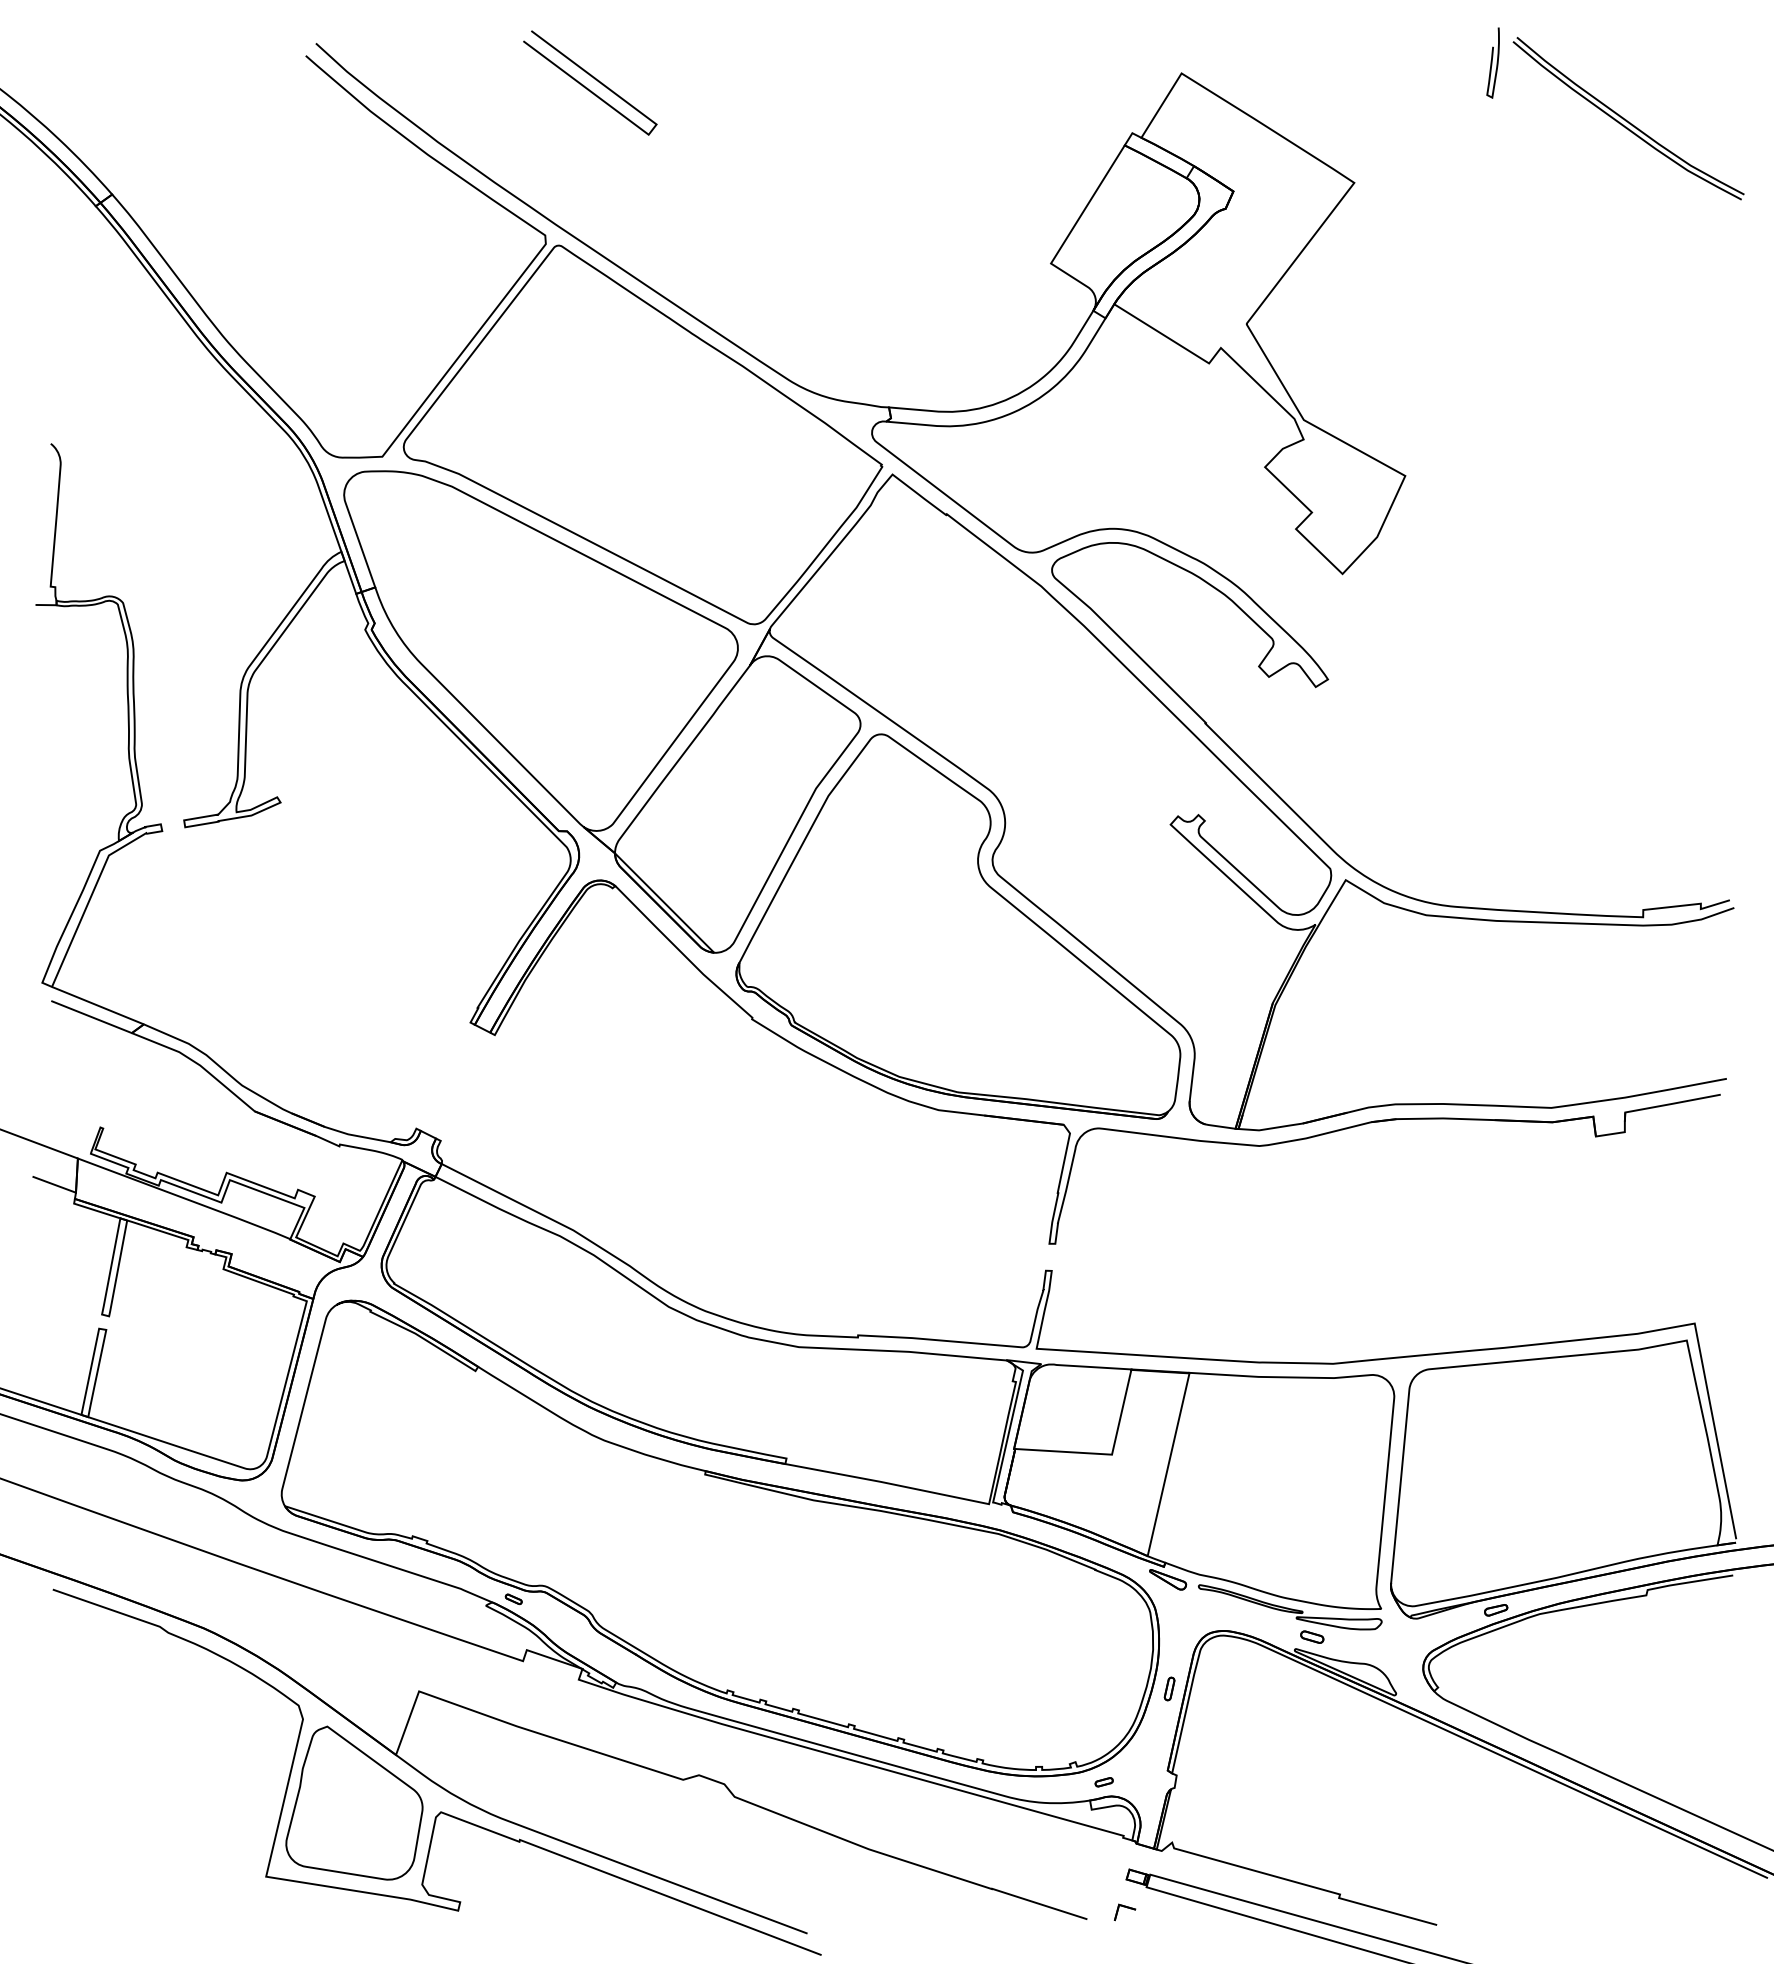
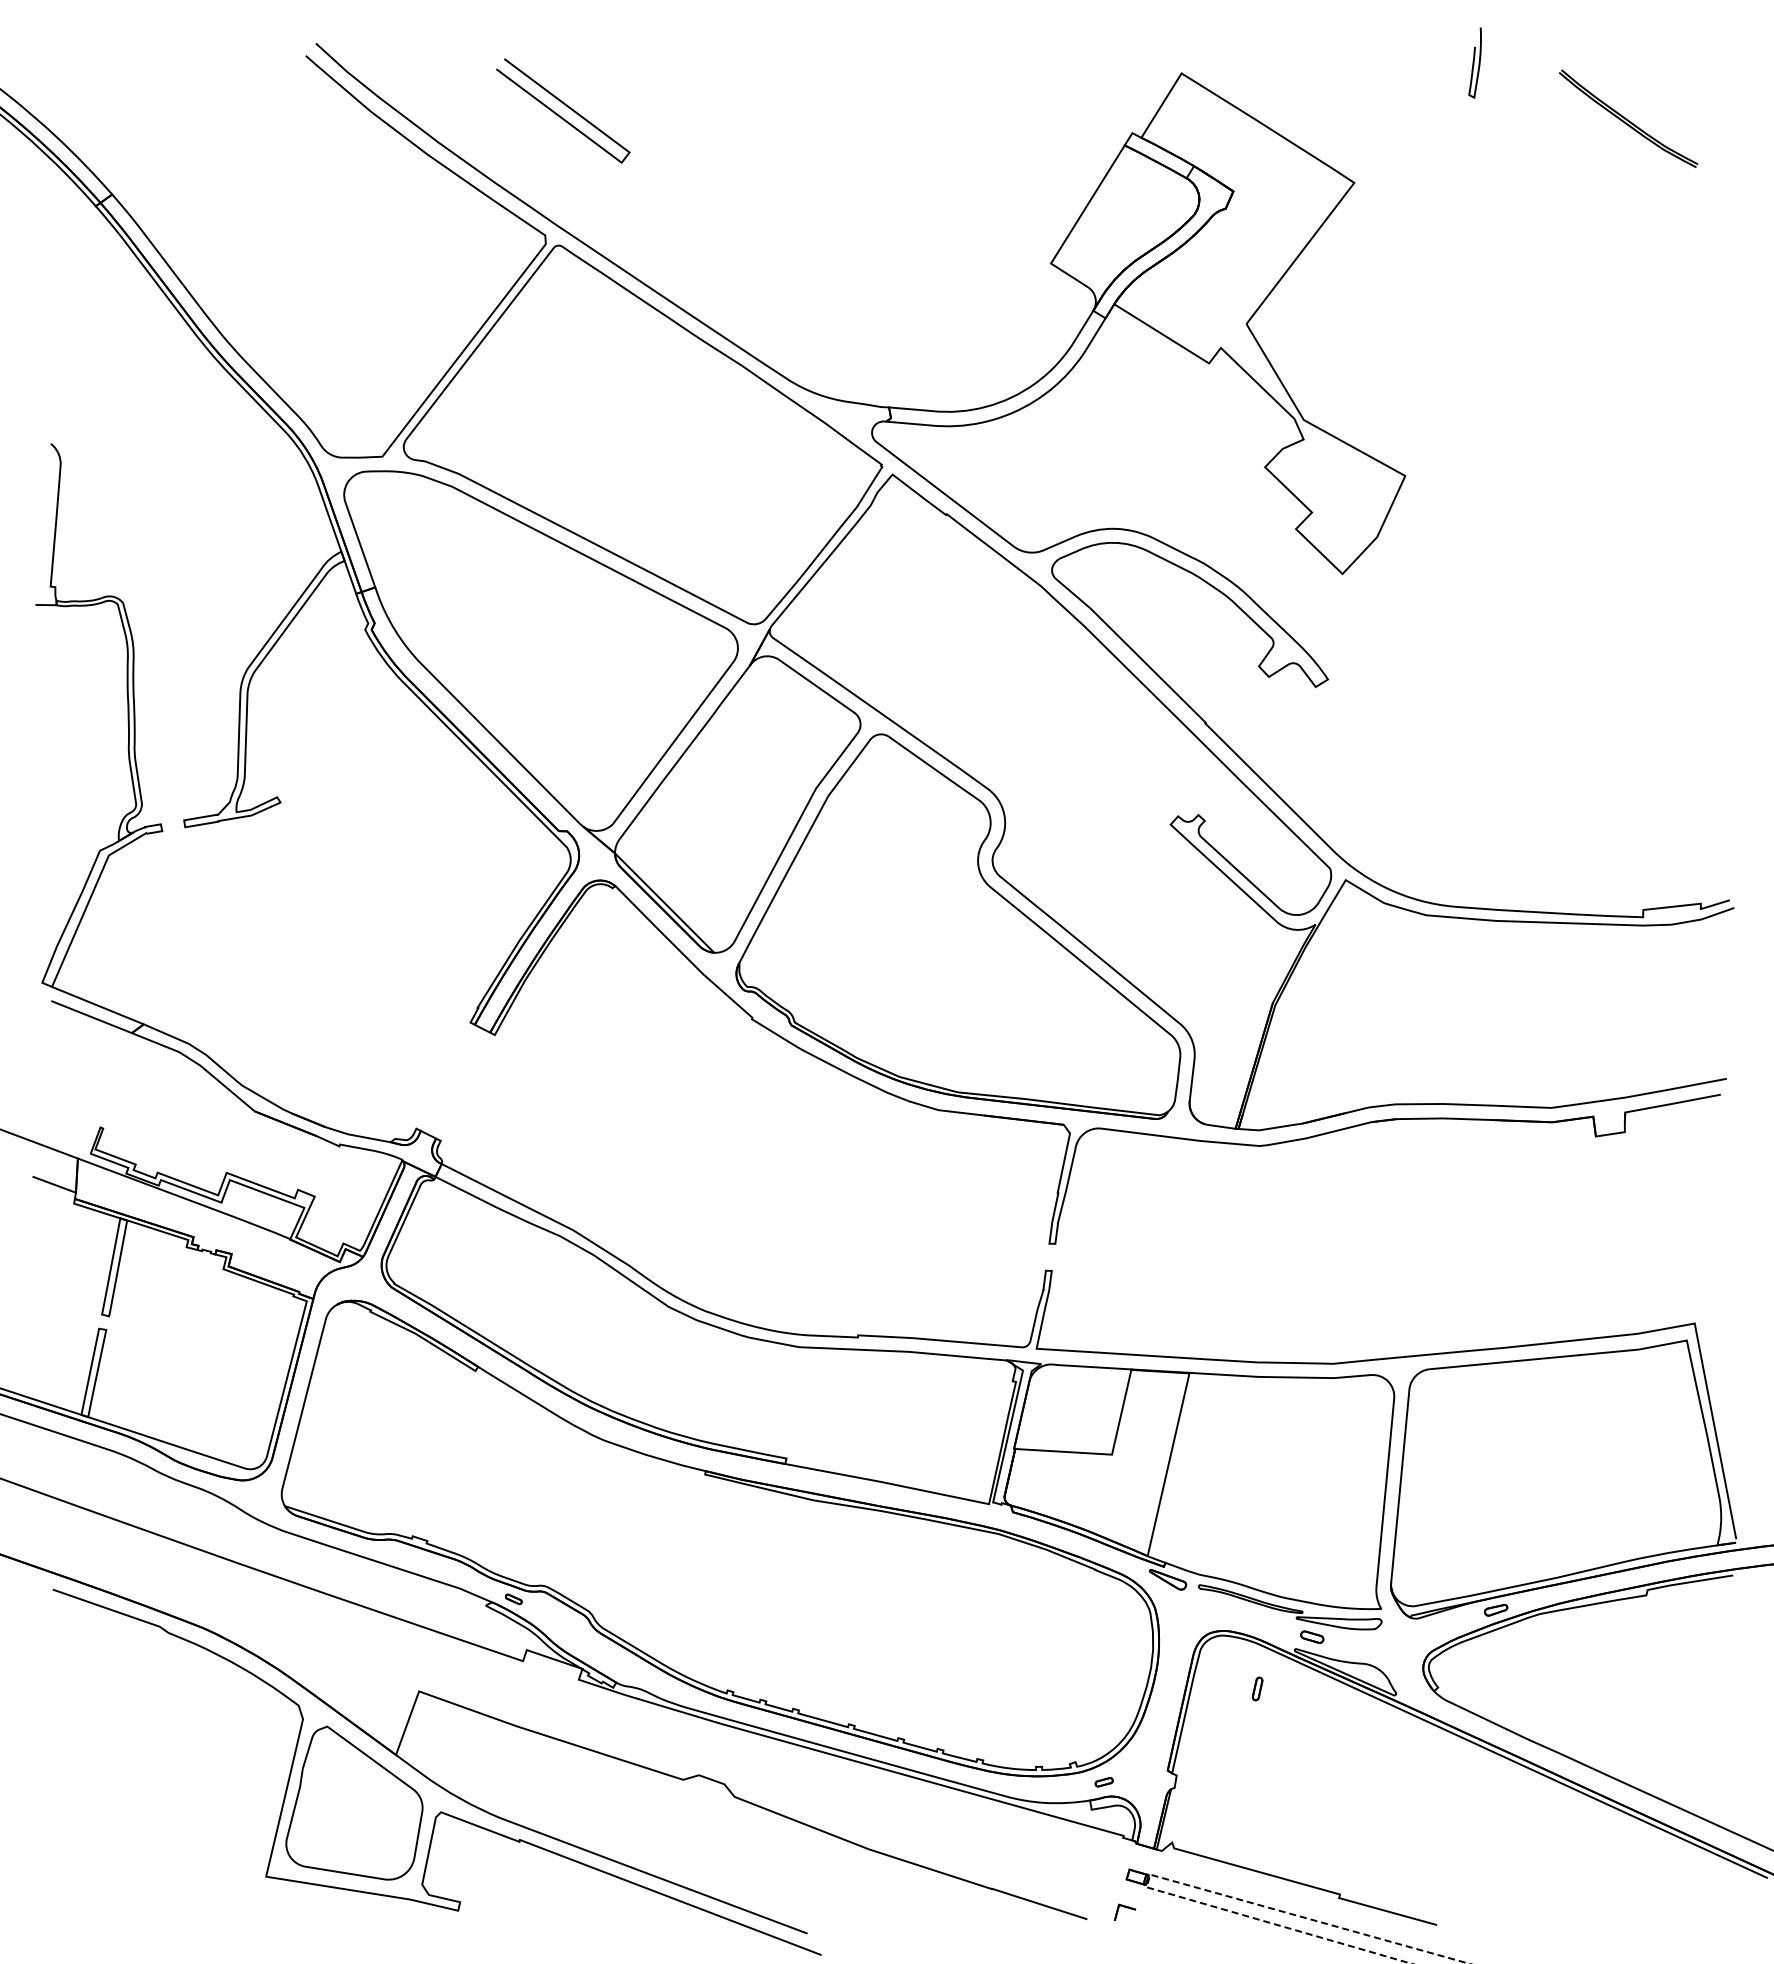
curve position: (1492, 62) -> (1474, 62) (1474, 62)
line position: (593, 78) -> (566, 106) (566, 106)
part size: 233x164 px -> 140x99 px (1628, 118)
part position: (1169, 1688) -> (1257, 1688) (1257, 1688)
line: solid -> dashed (1169, 1880)
